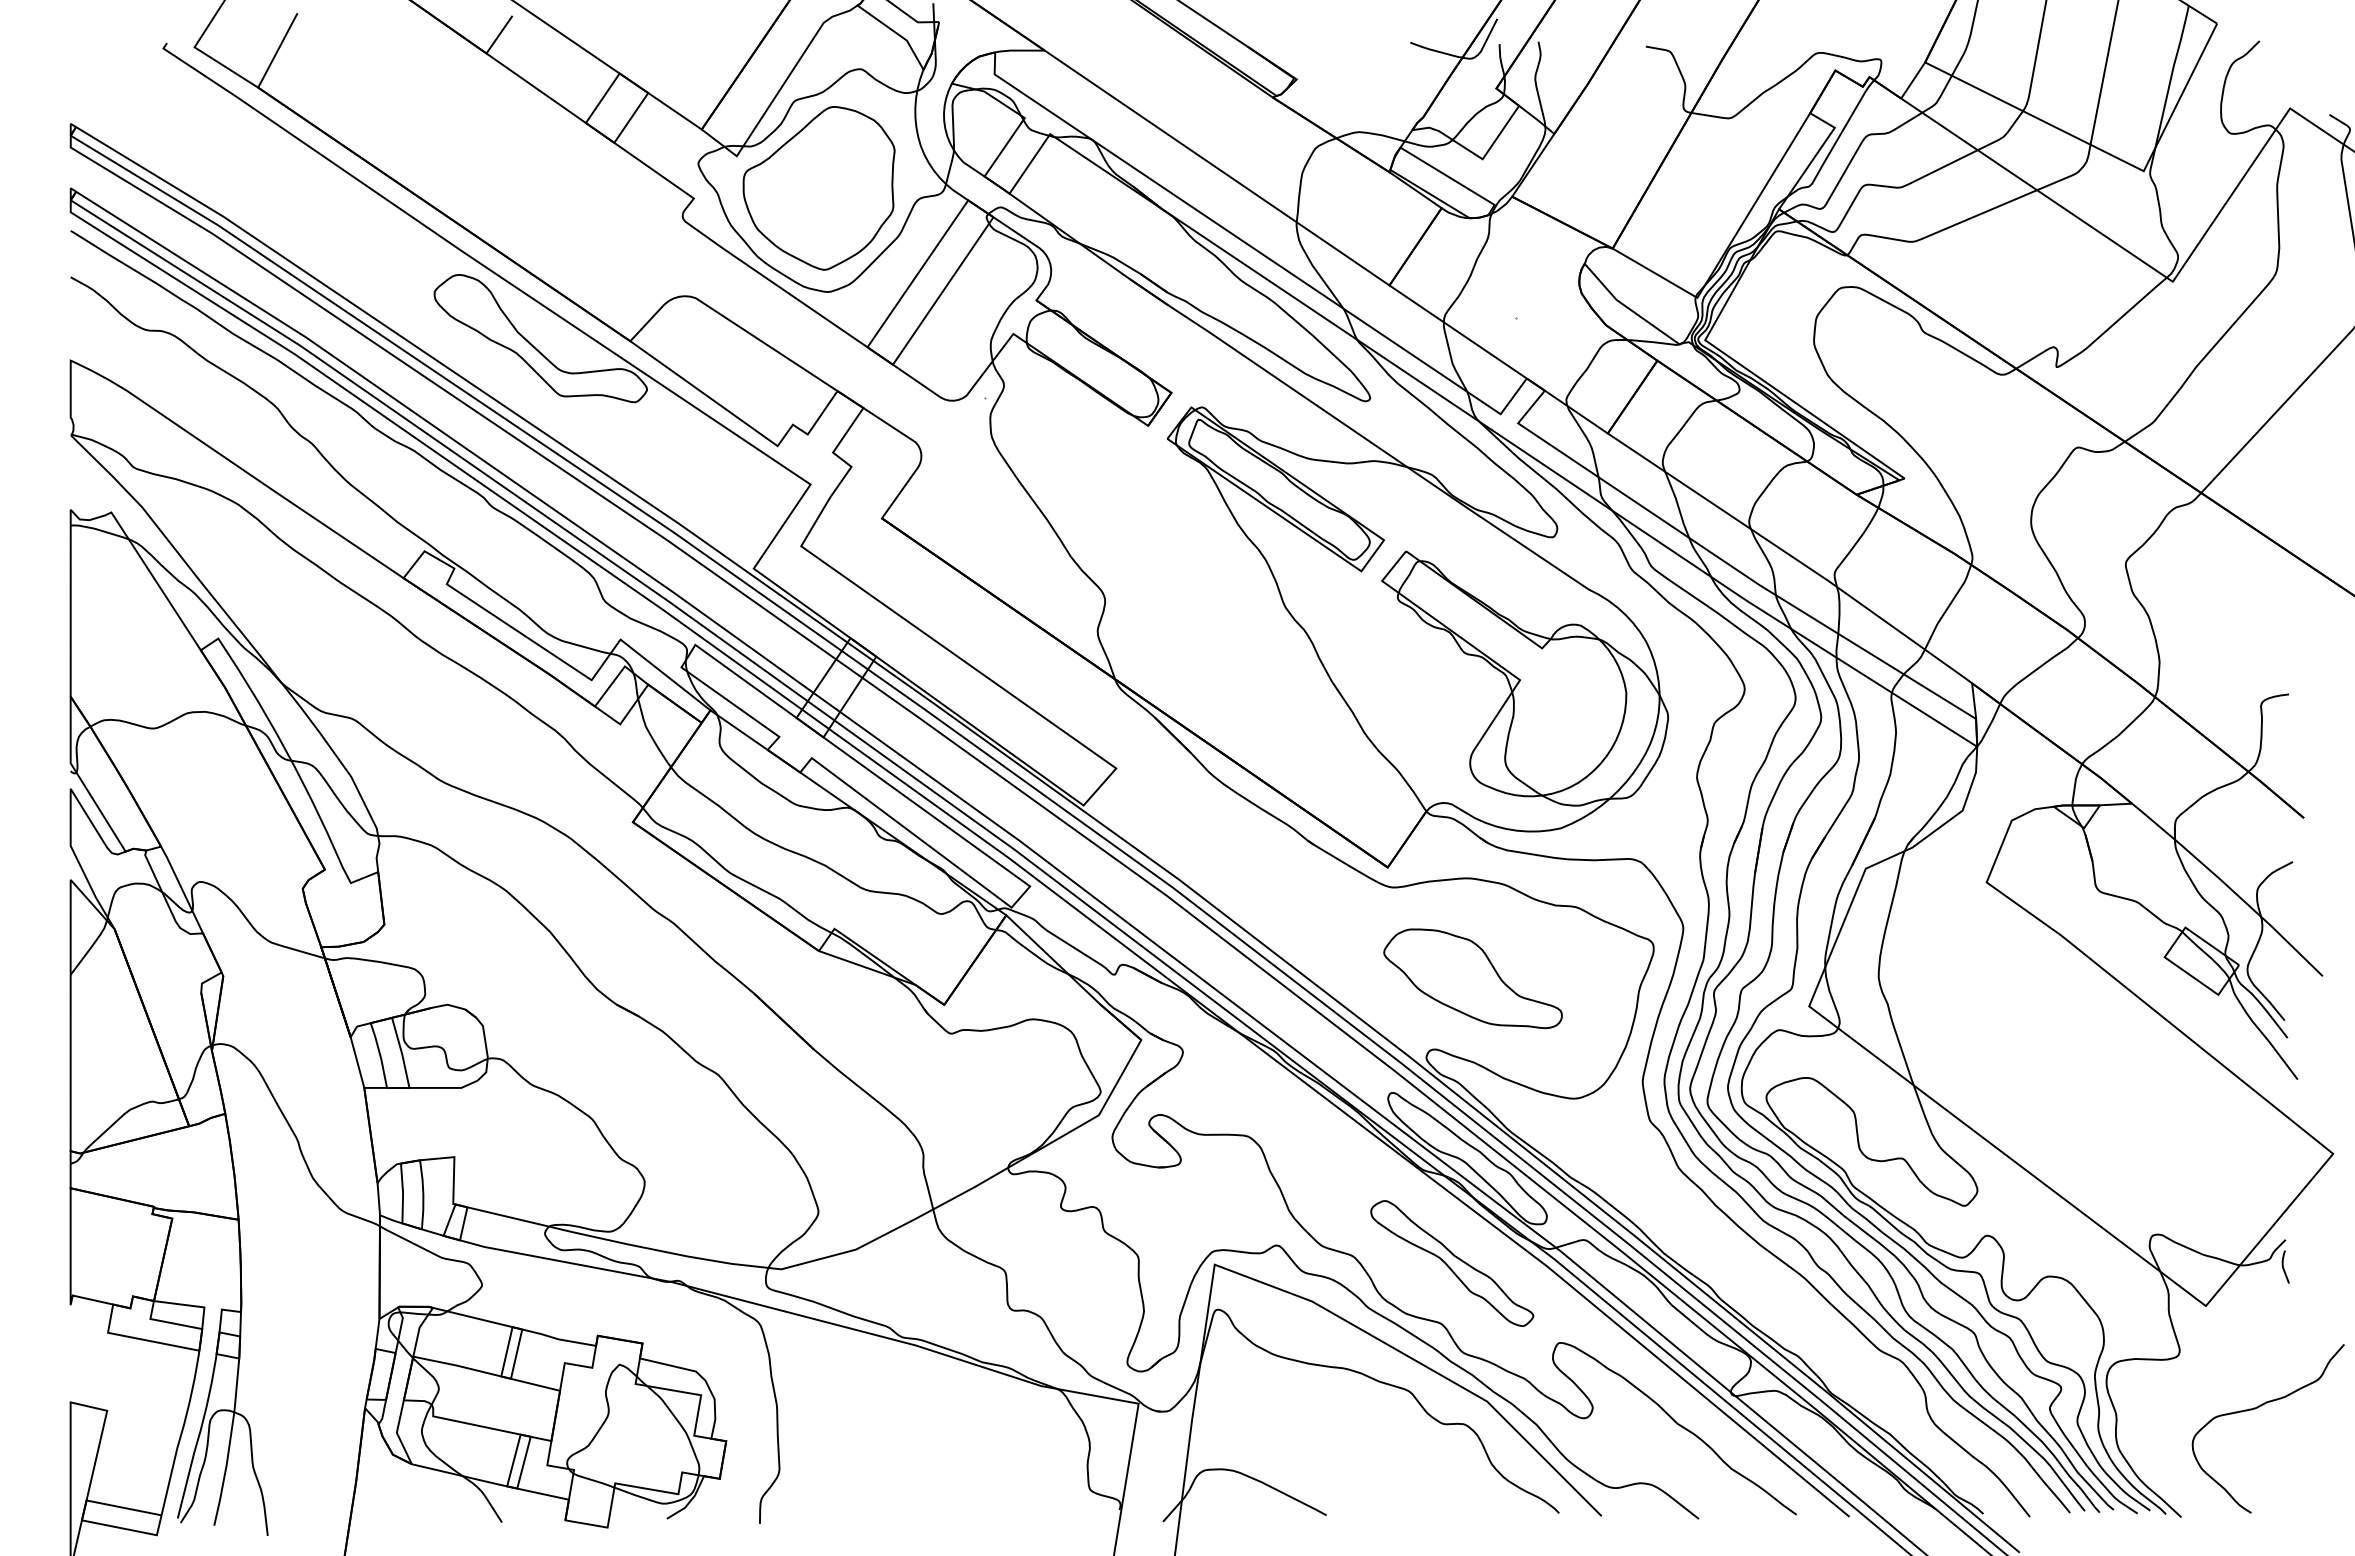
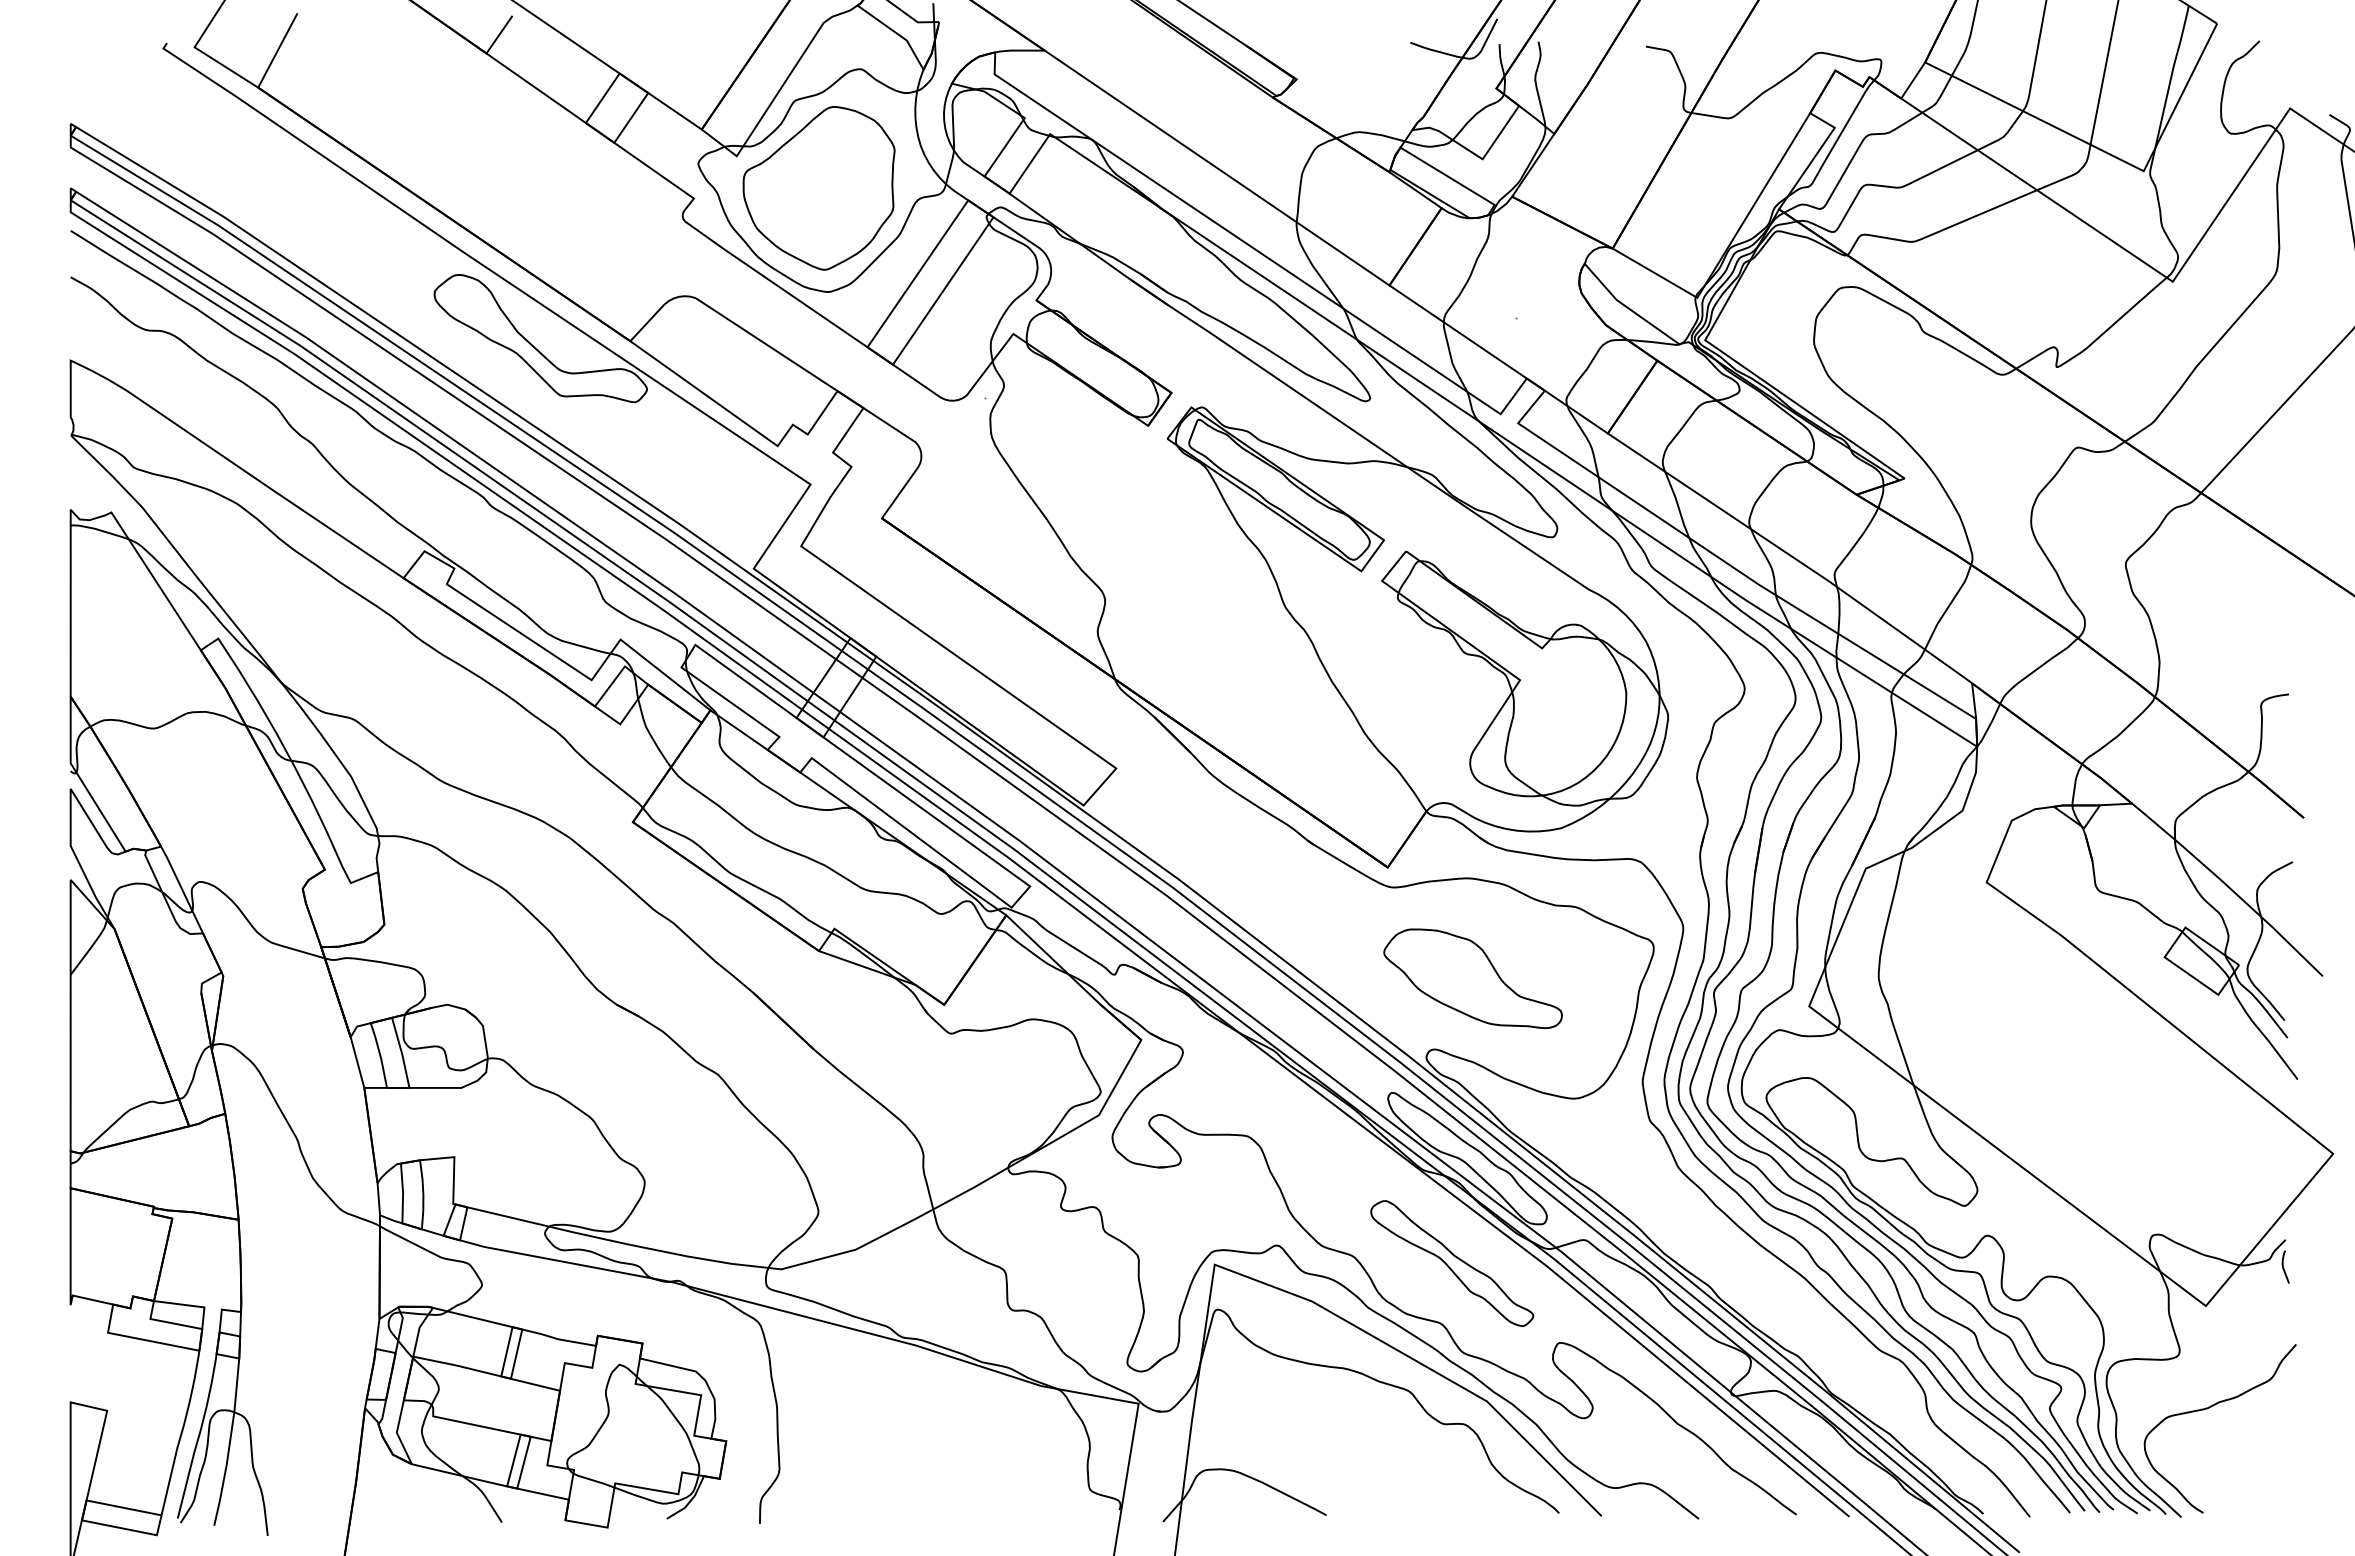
curve position: (2257, 1408) -> (2209, 1408) (2209, 1408)
